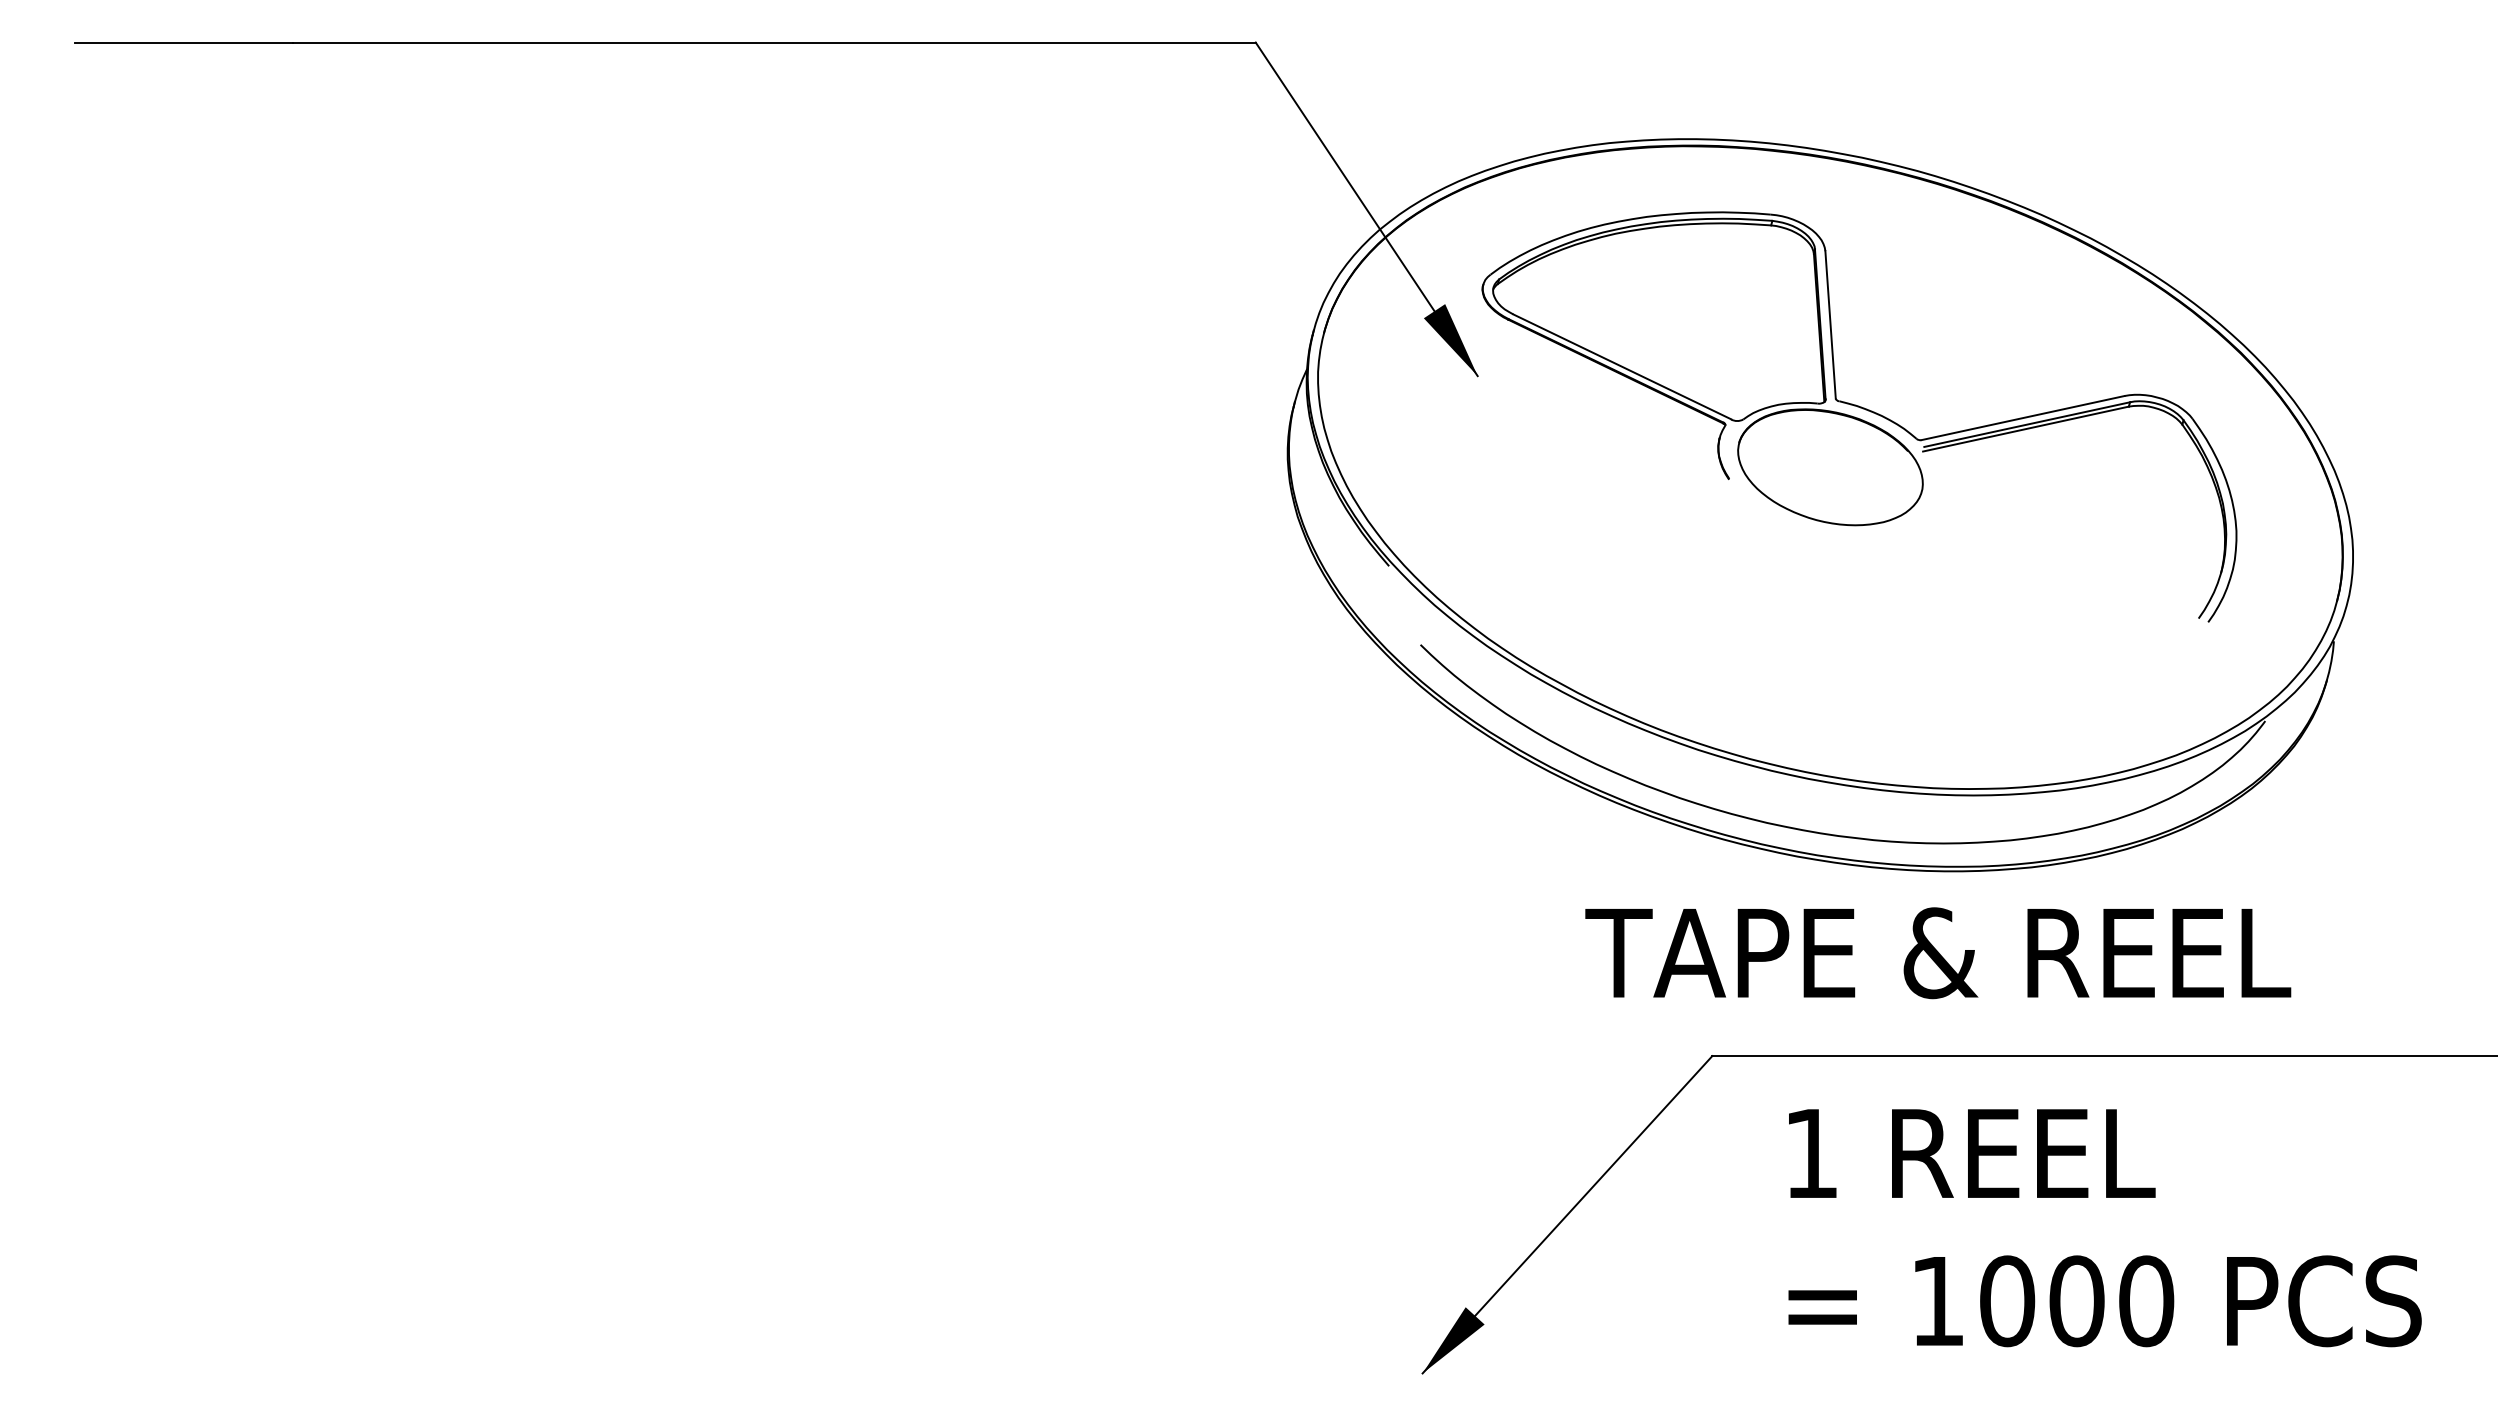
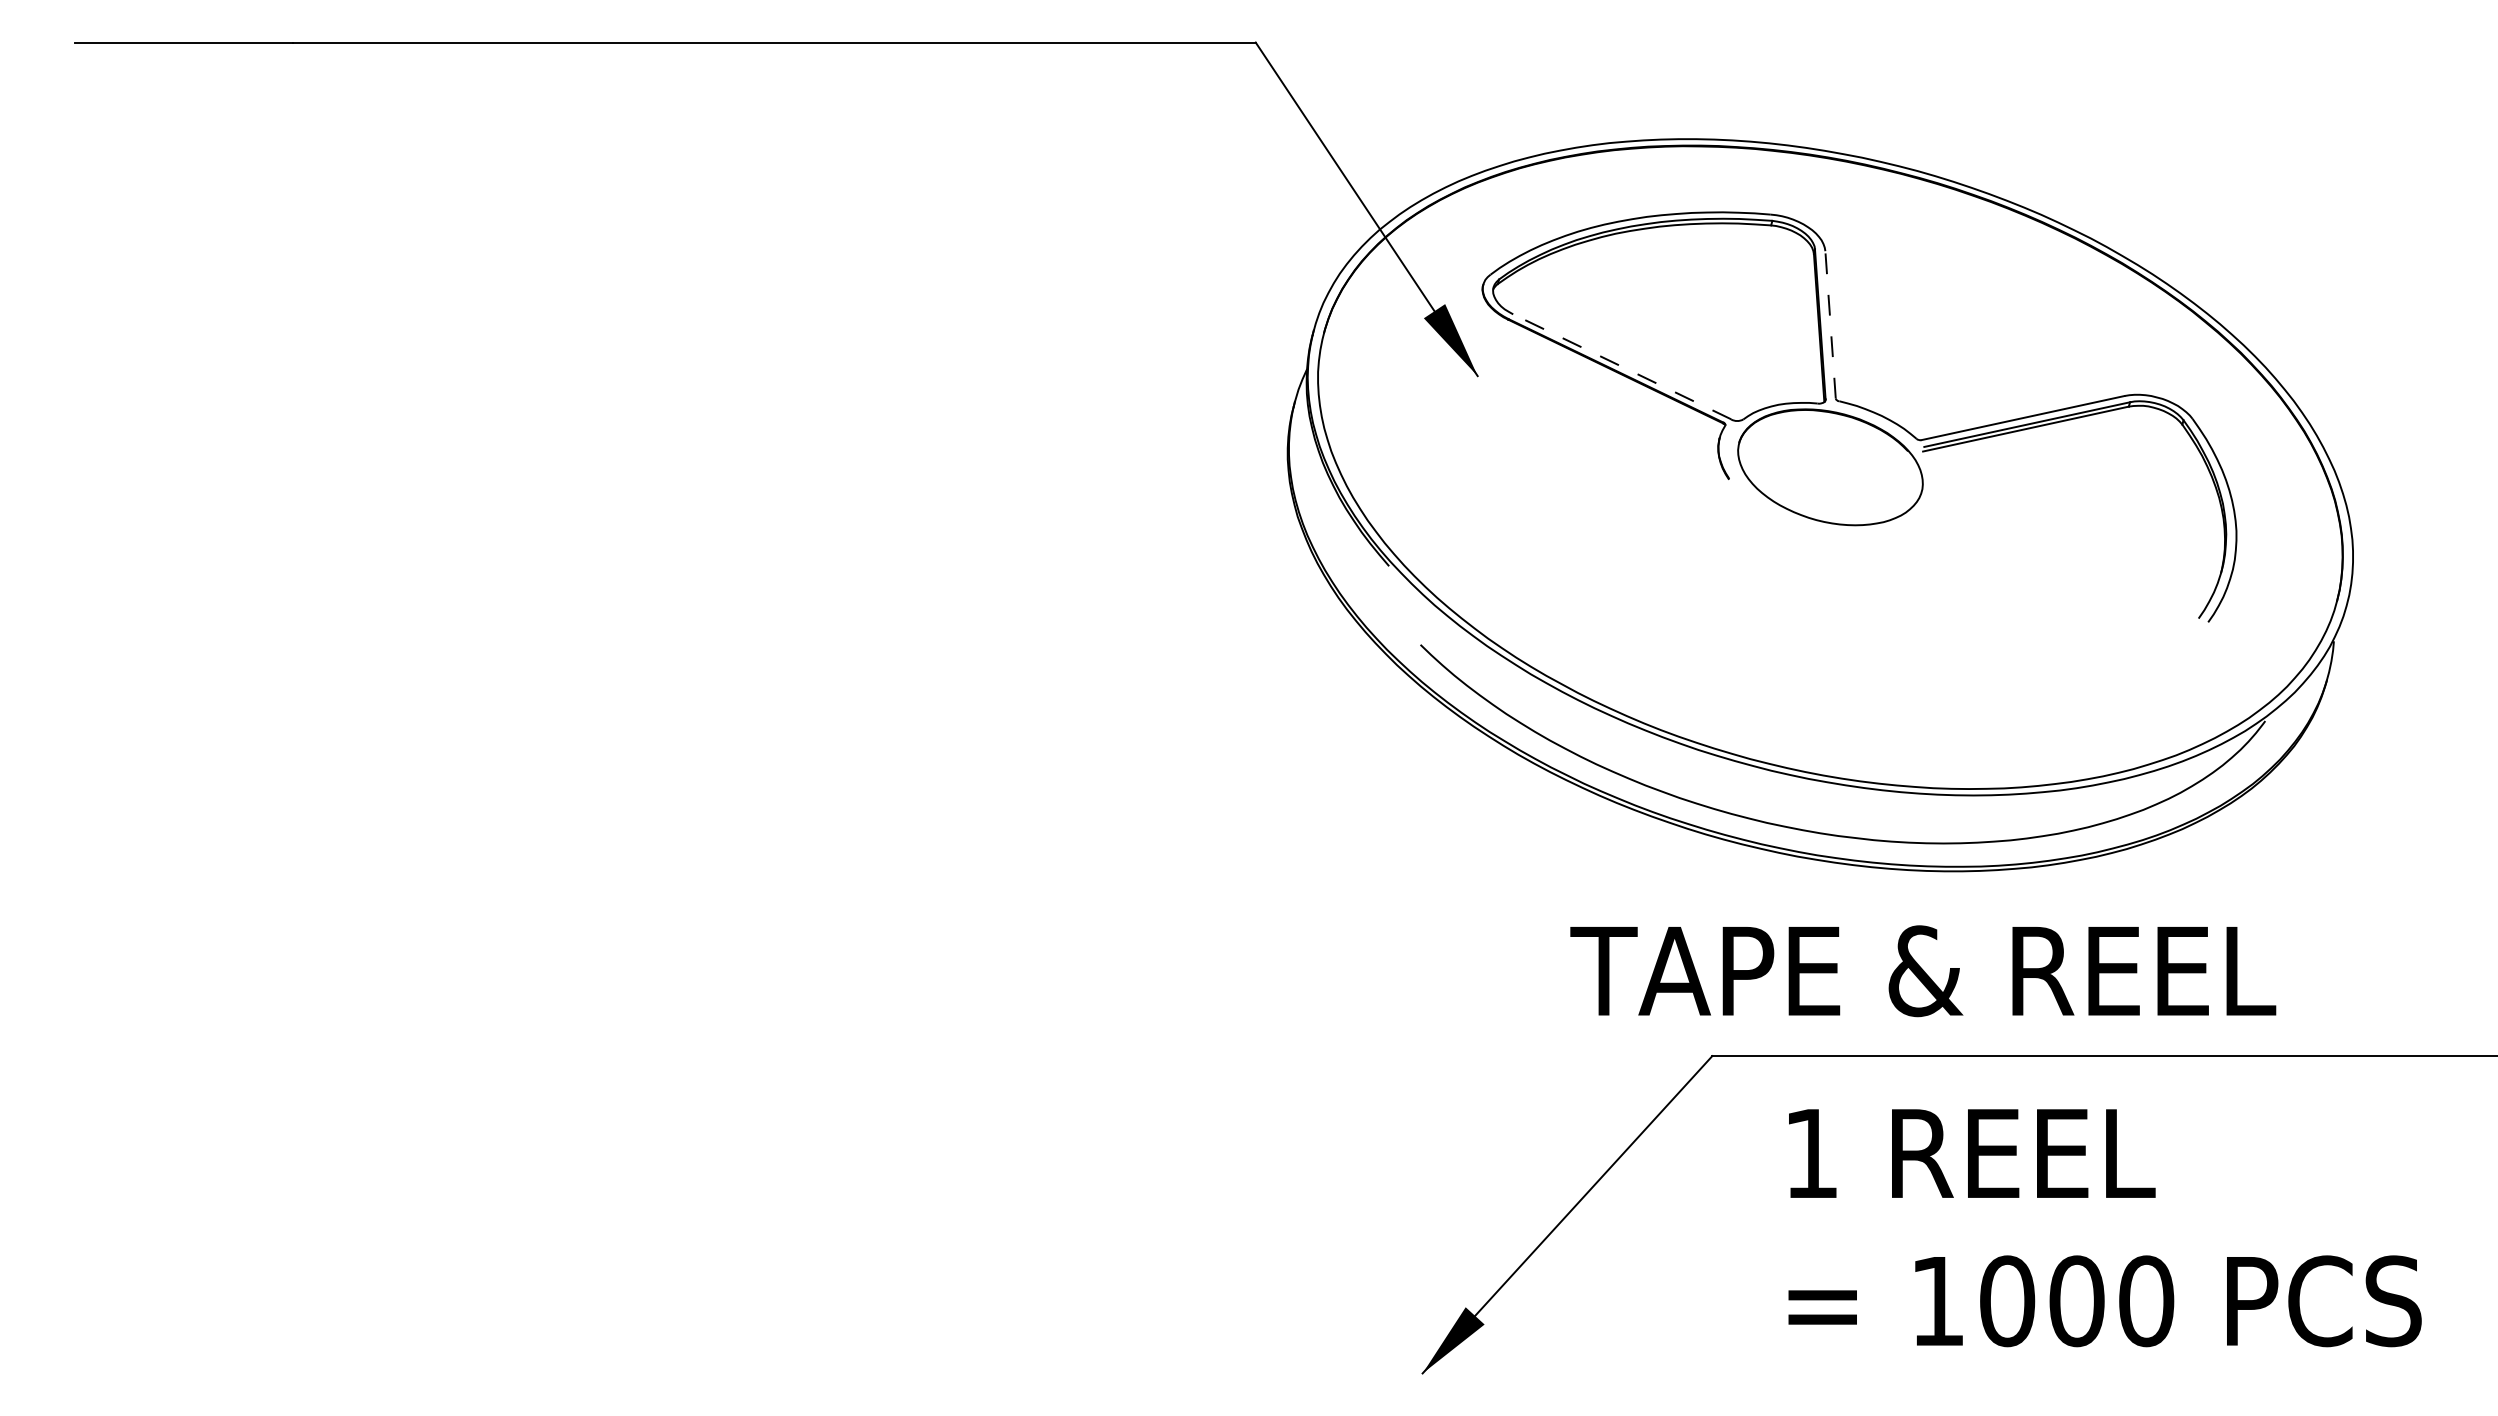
line: solid -> dashed (1830, 324)
line: solid -> dashed (1622, 366)
text position: (1938, 953) -> (1923, 971) (1923, 971)
